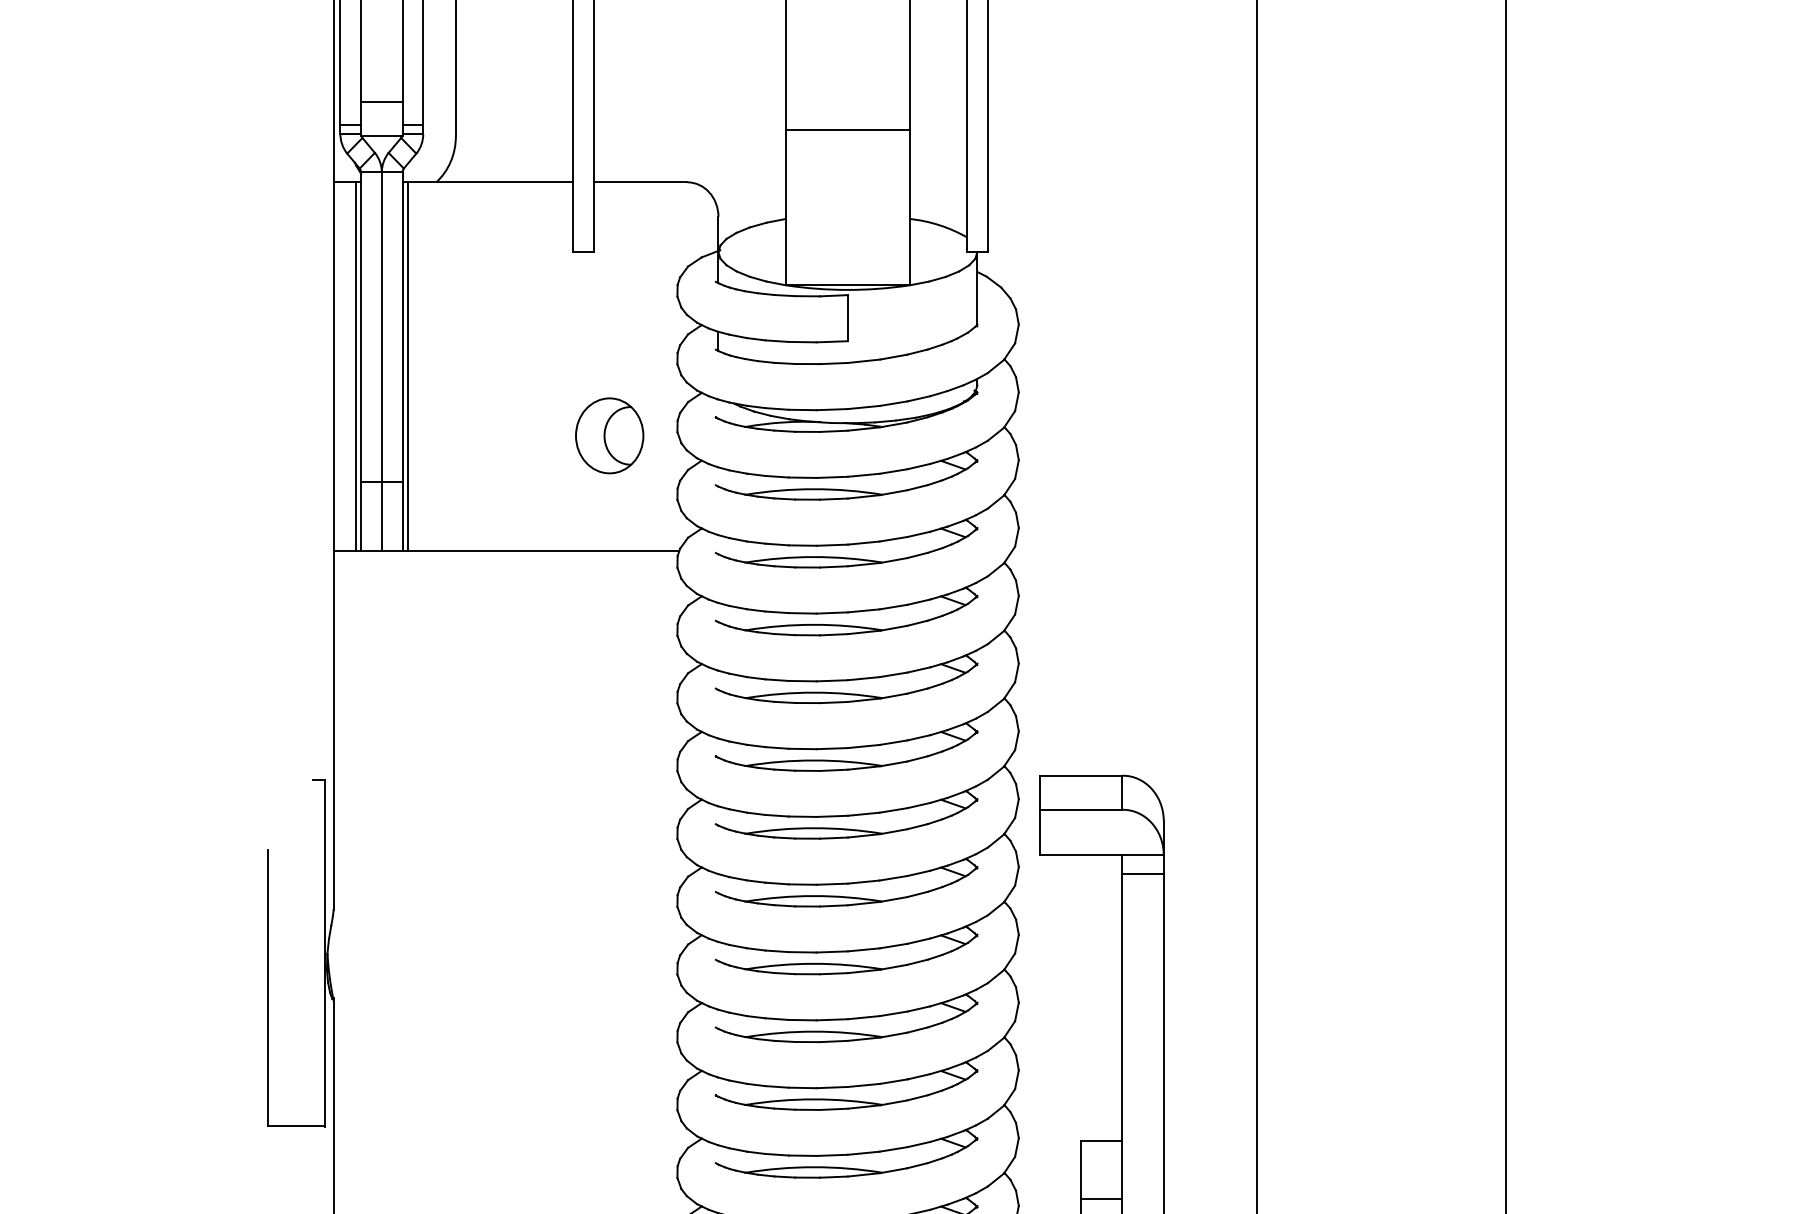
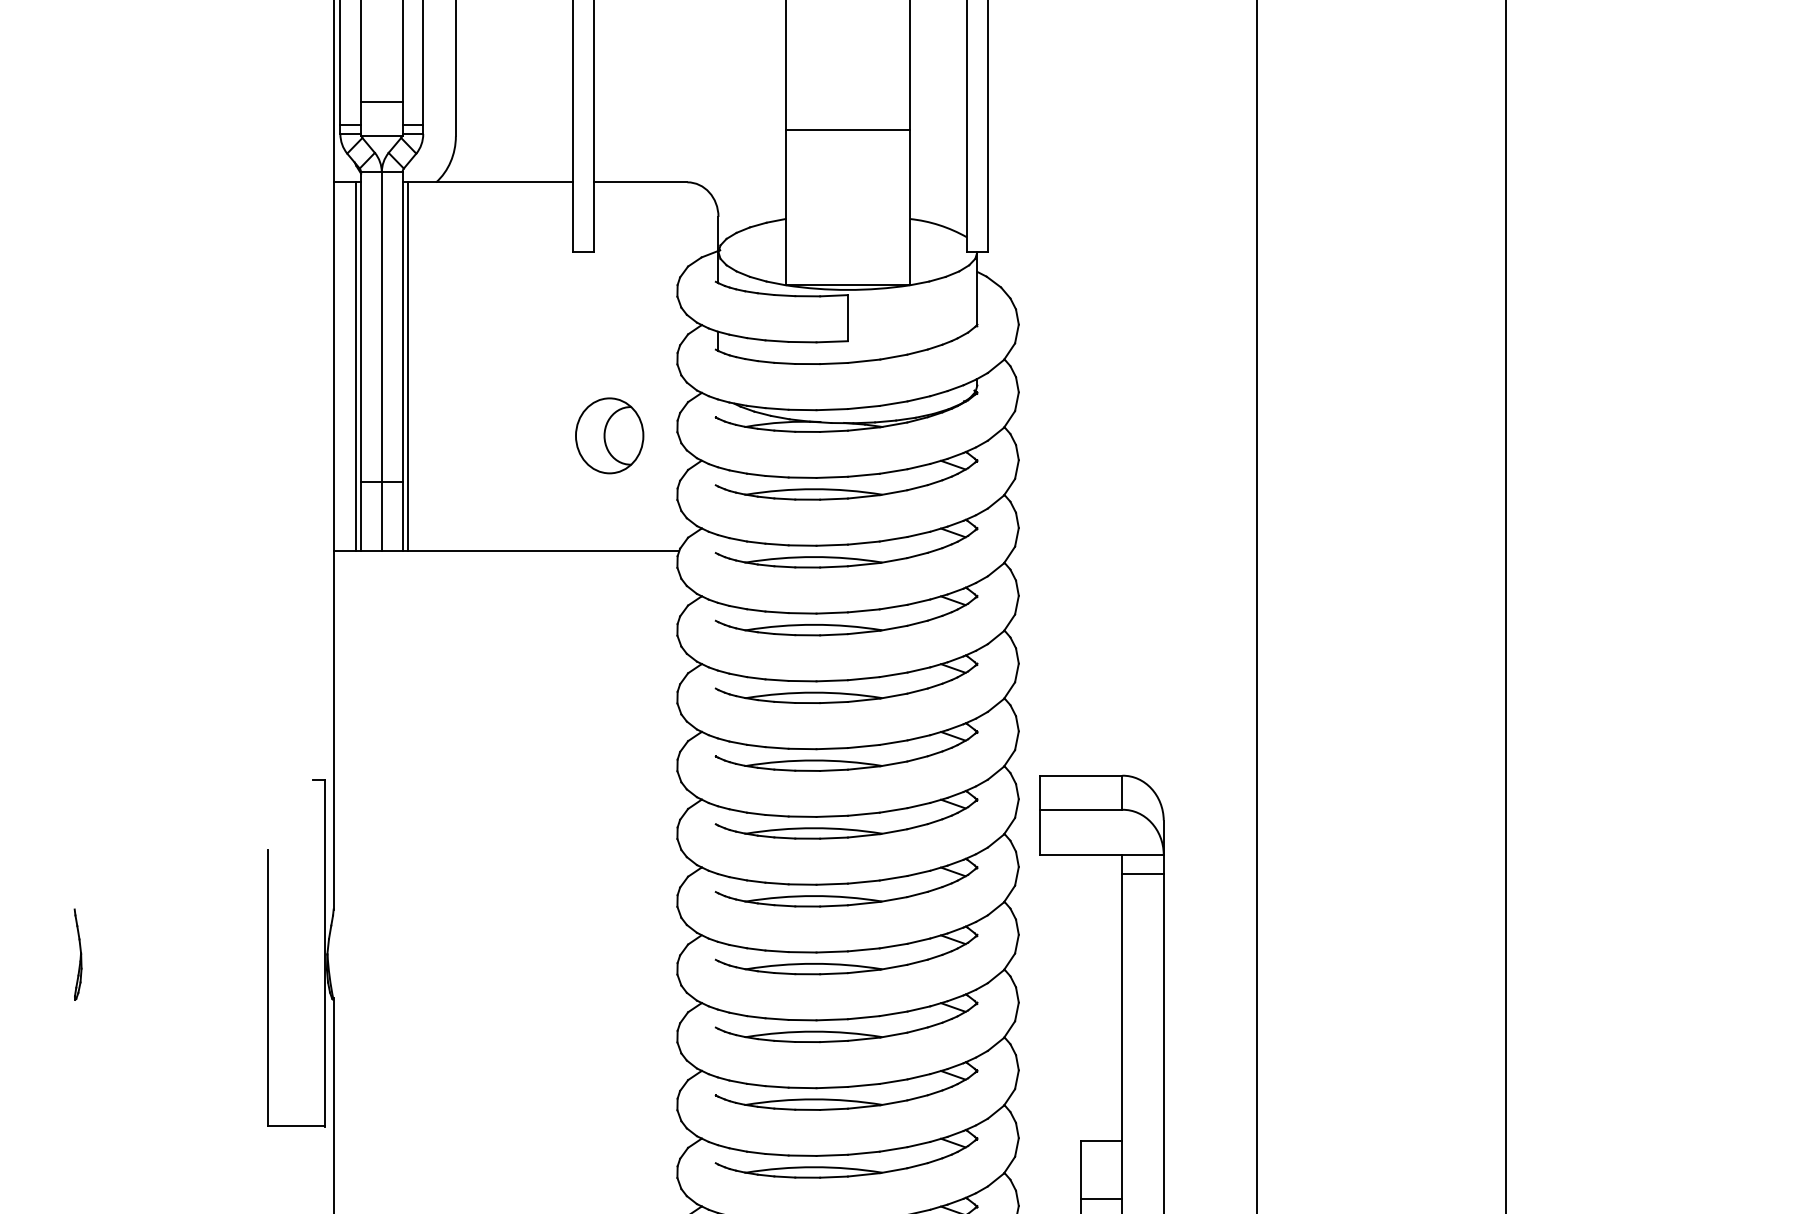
part: none -> present (77, 954)
